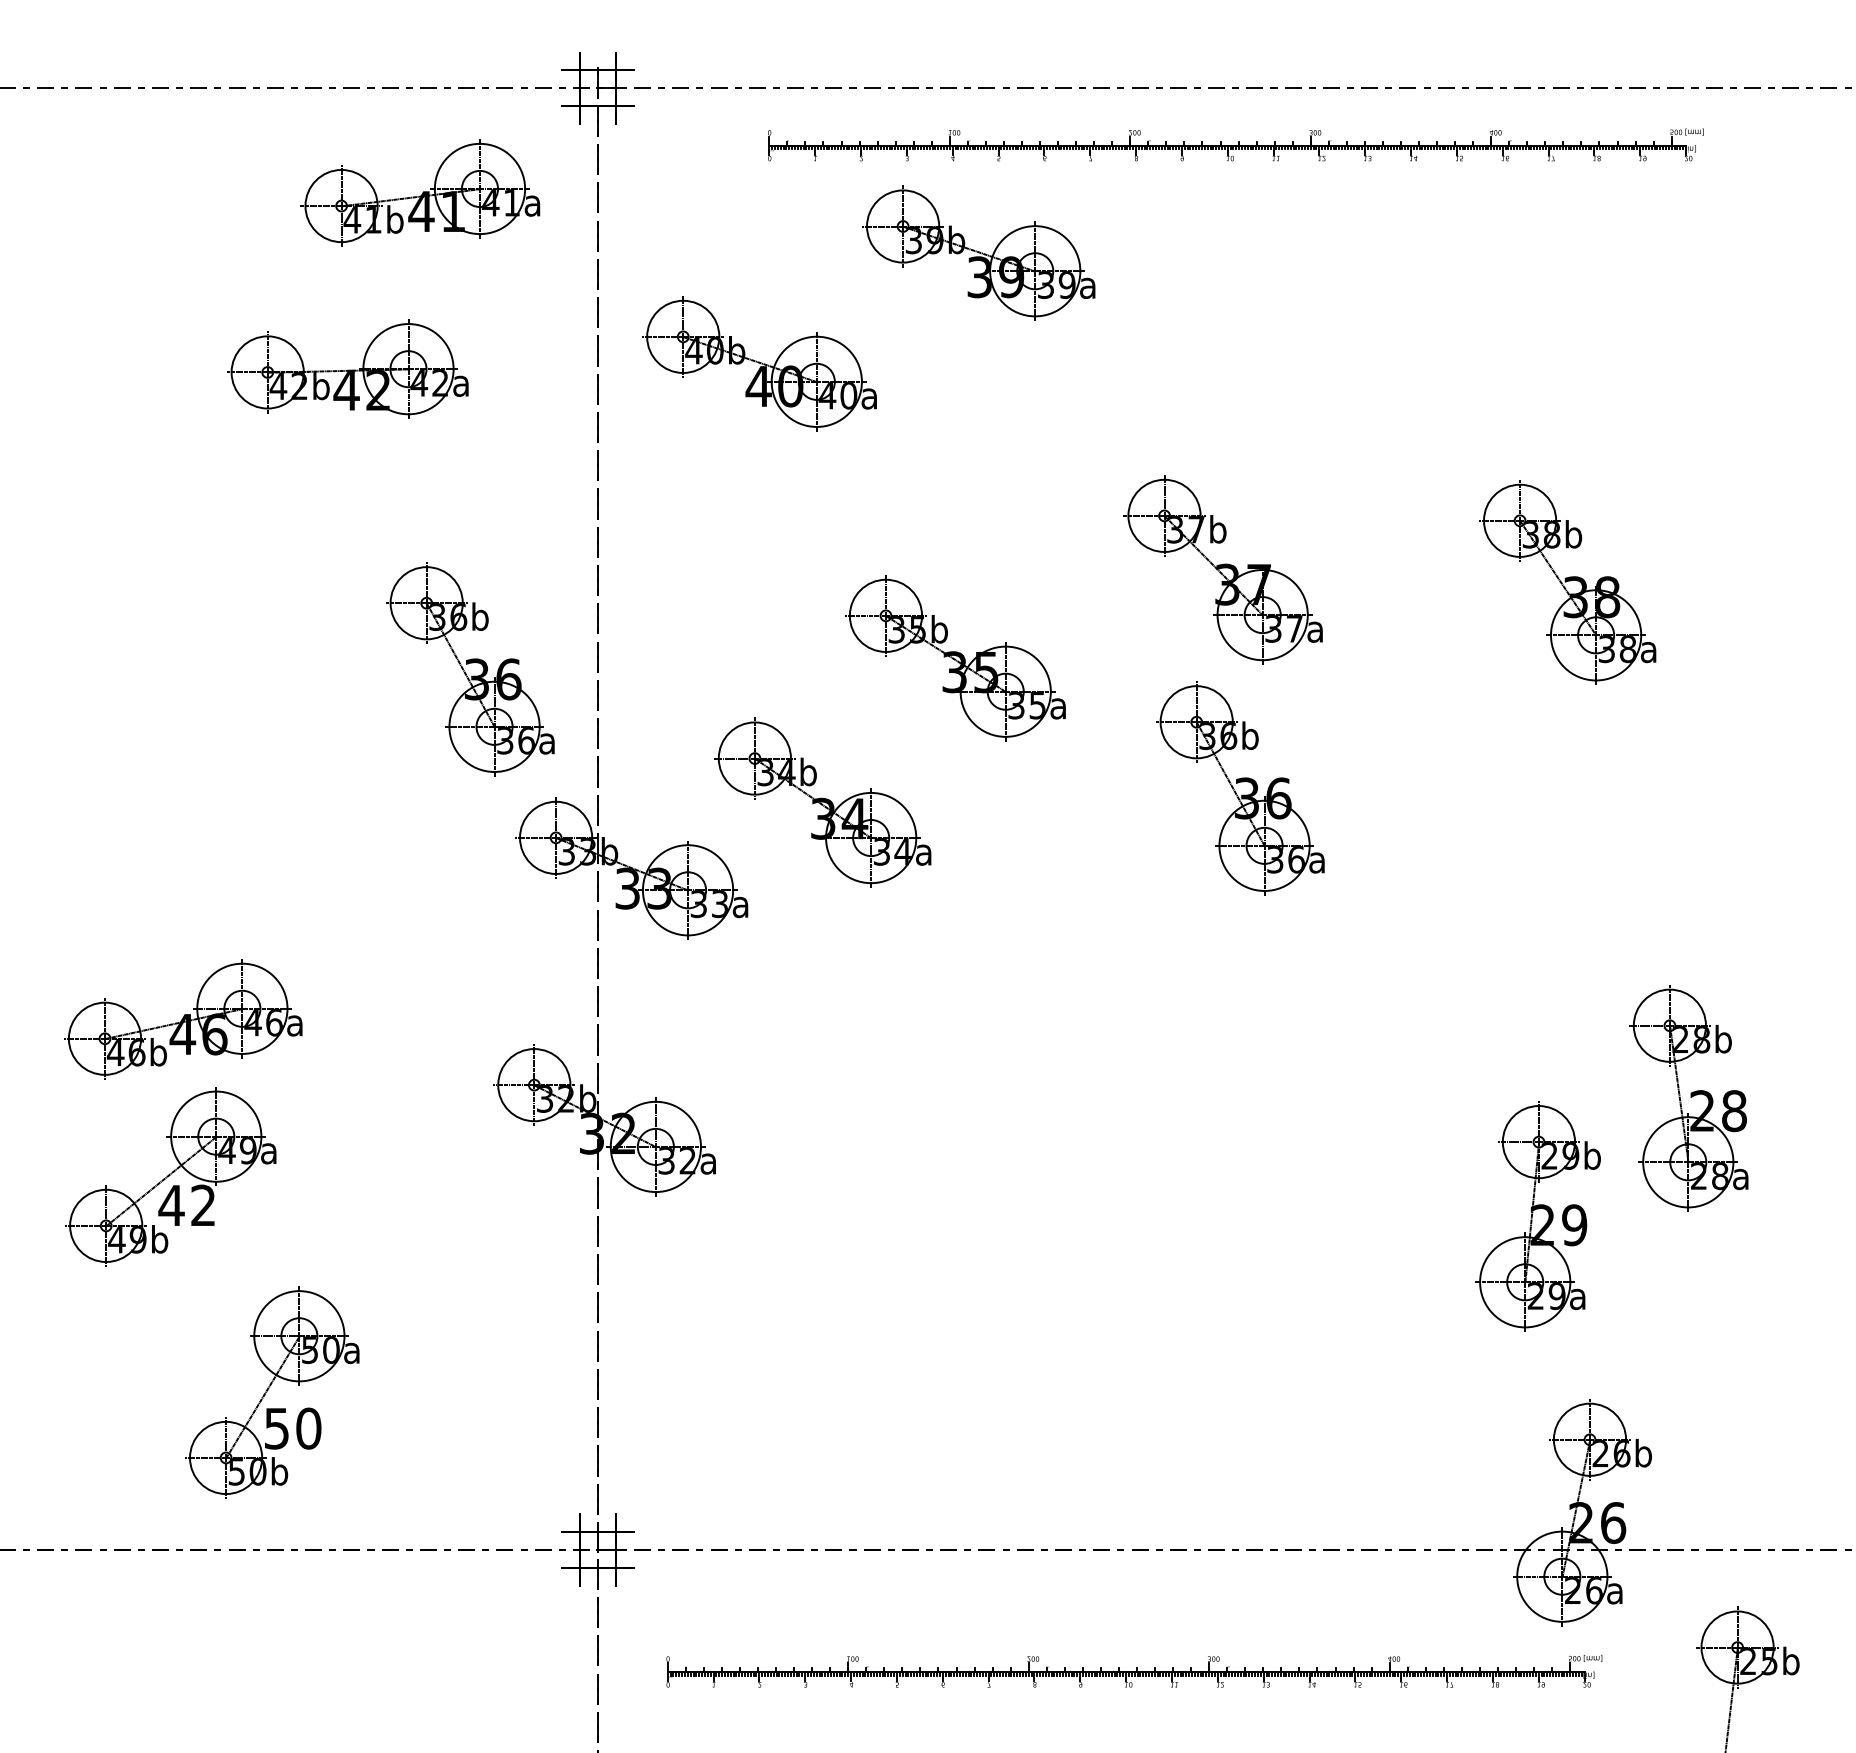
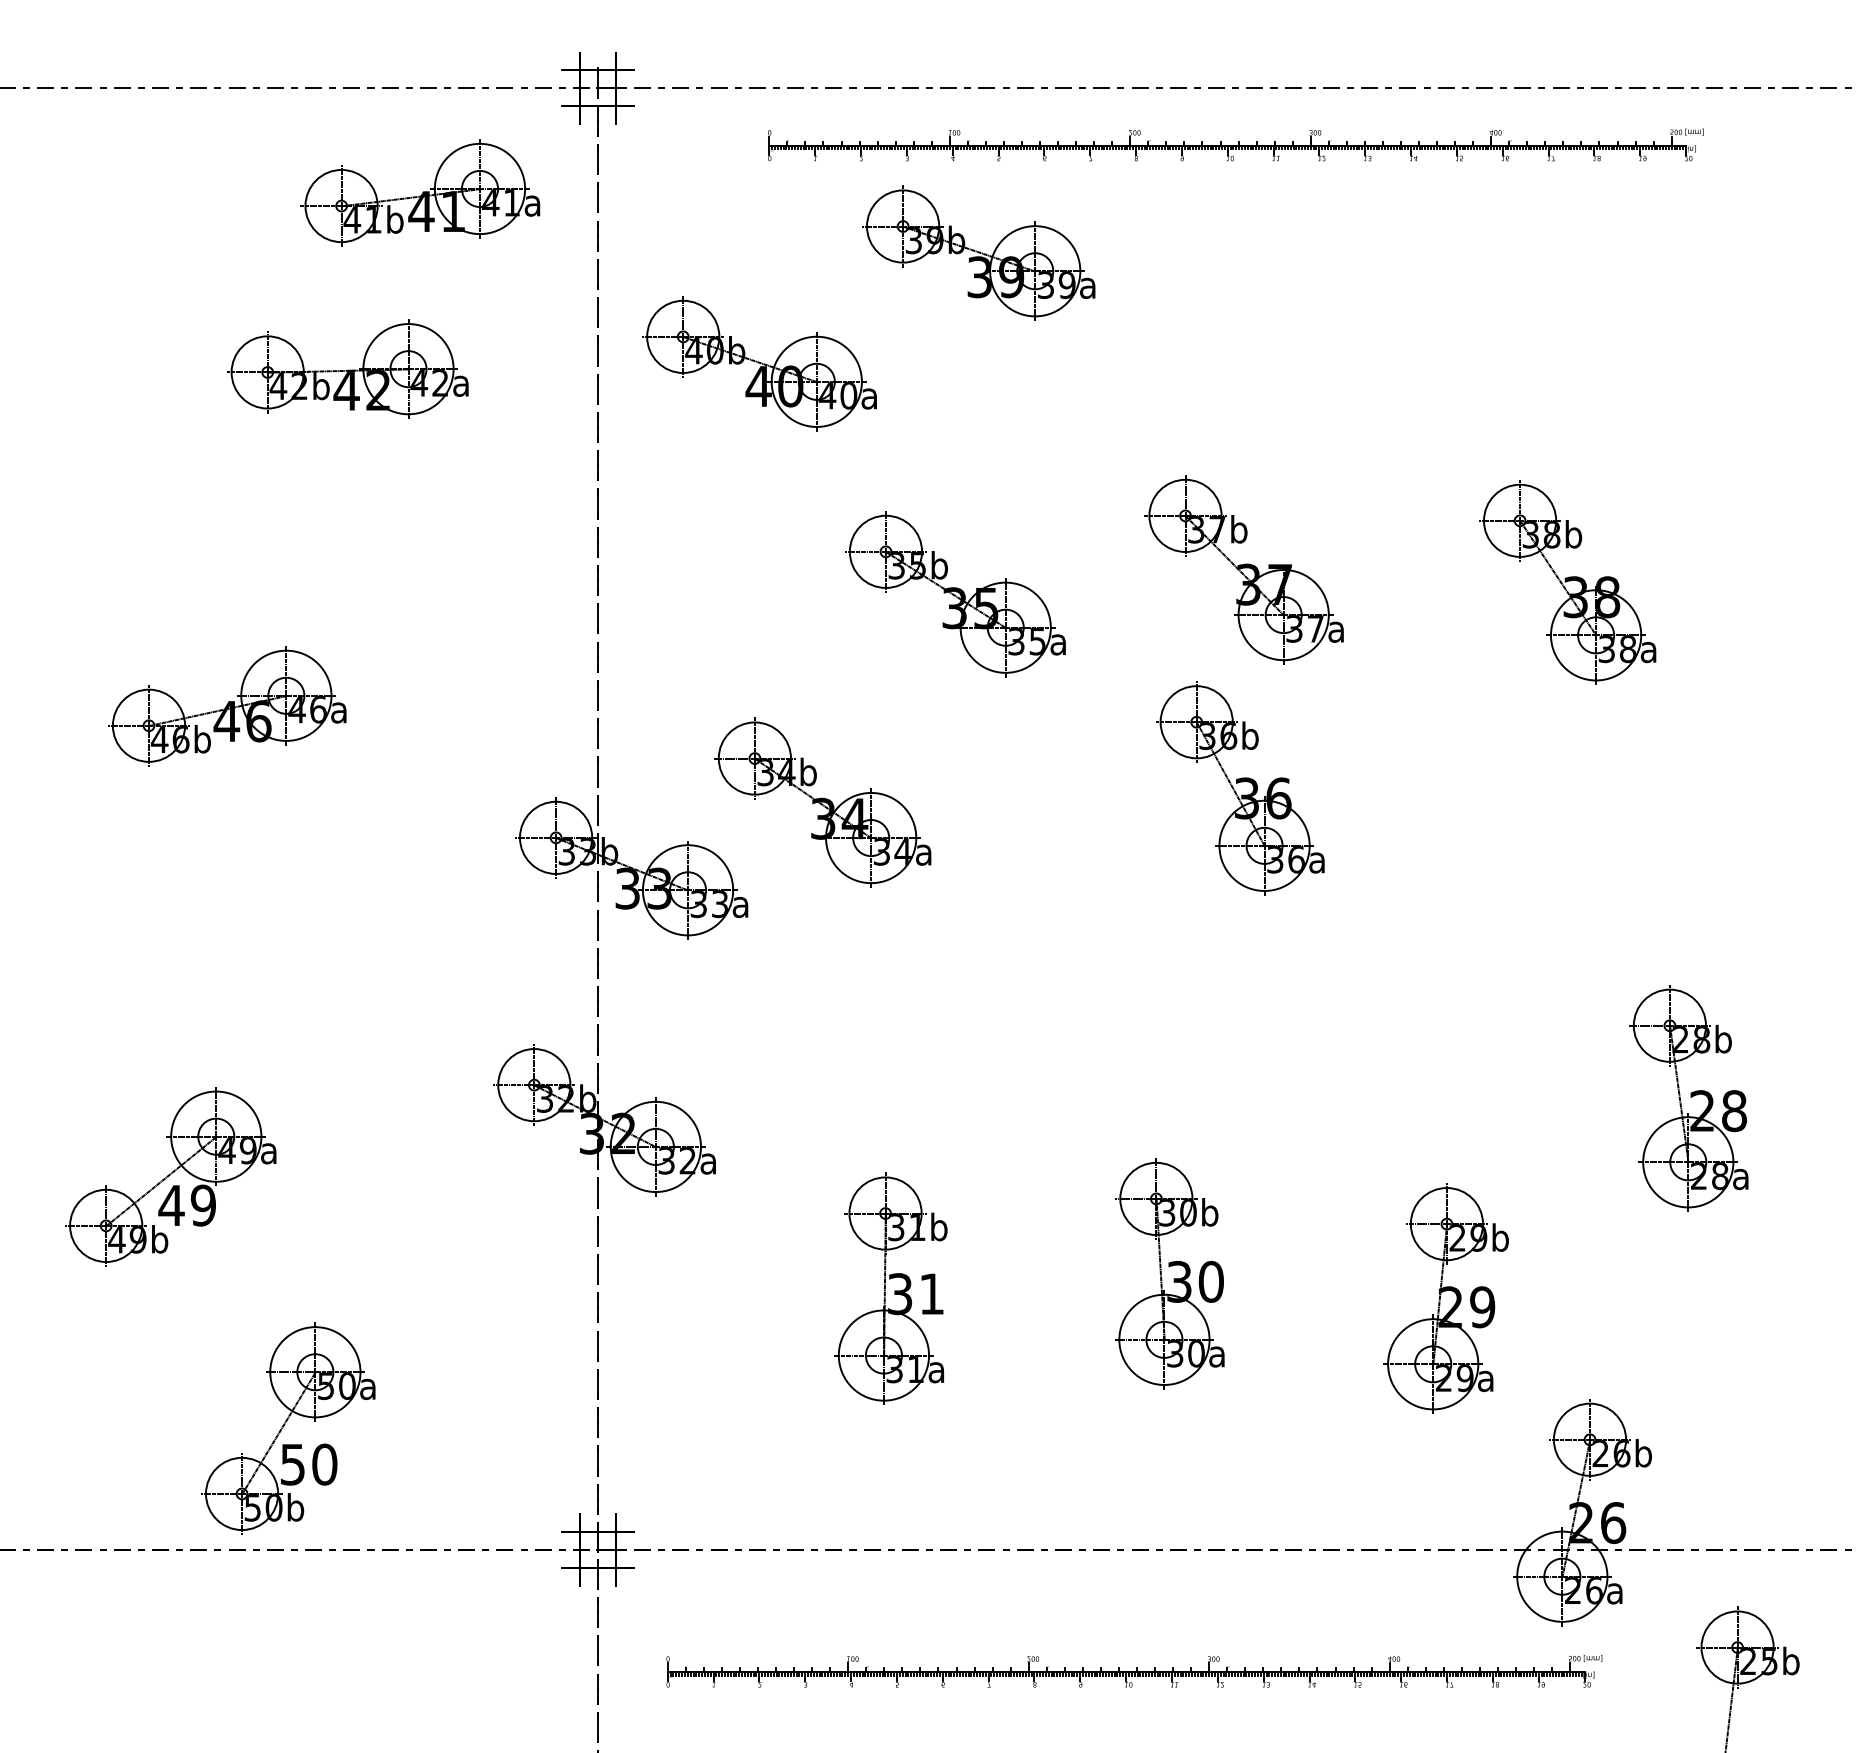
part position: (1222, 569) -> (1243, 569) (1243, 569)
part position: (955, 658) -> (955, 594) (955, 594)
part: present -> none (470, 669)
part position: (183, 1019) -> (227, 706) (227, 706)
text: 42 -> 49 (202, 1205)
part position: (1537, 1216) -> (1445, 1298) (1445, 1298)
part: none -> present (1169, 1273)
part: none -> present (890, 1288)
part position: (272, 1392) -> (288, 1428) (288, 1428)
